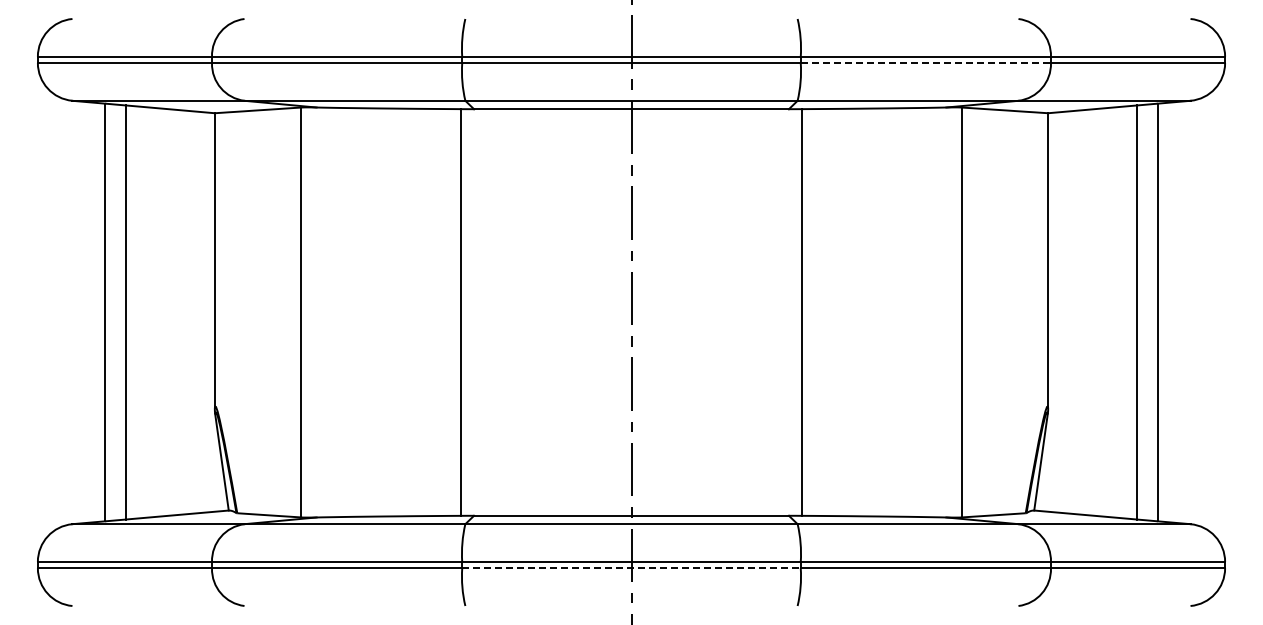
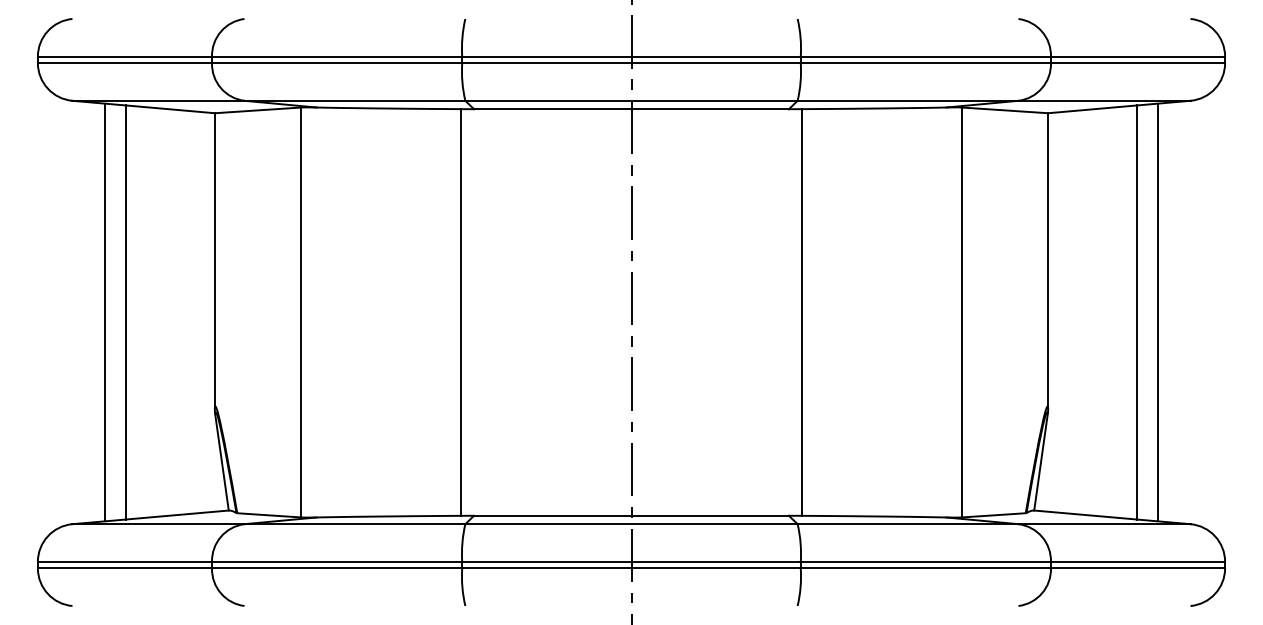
line: dashed -> solid (926, 63)
line: dashed -> solid (631, 568)
